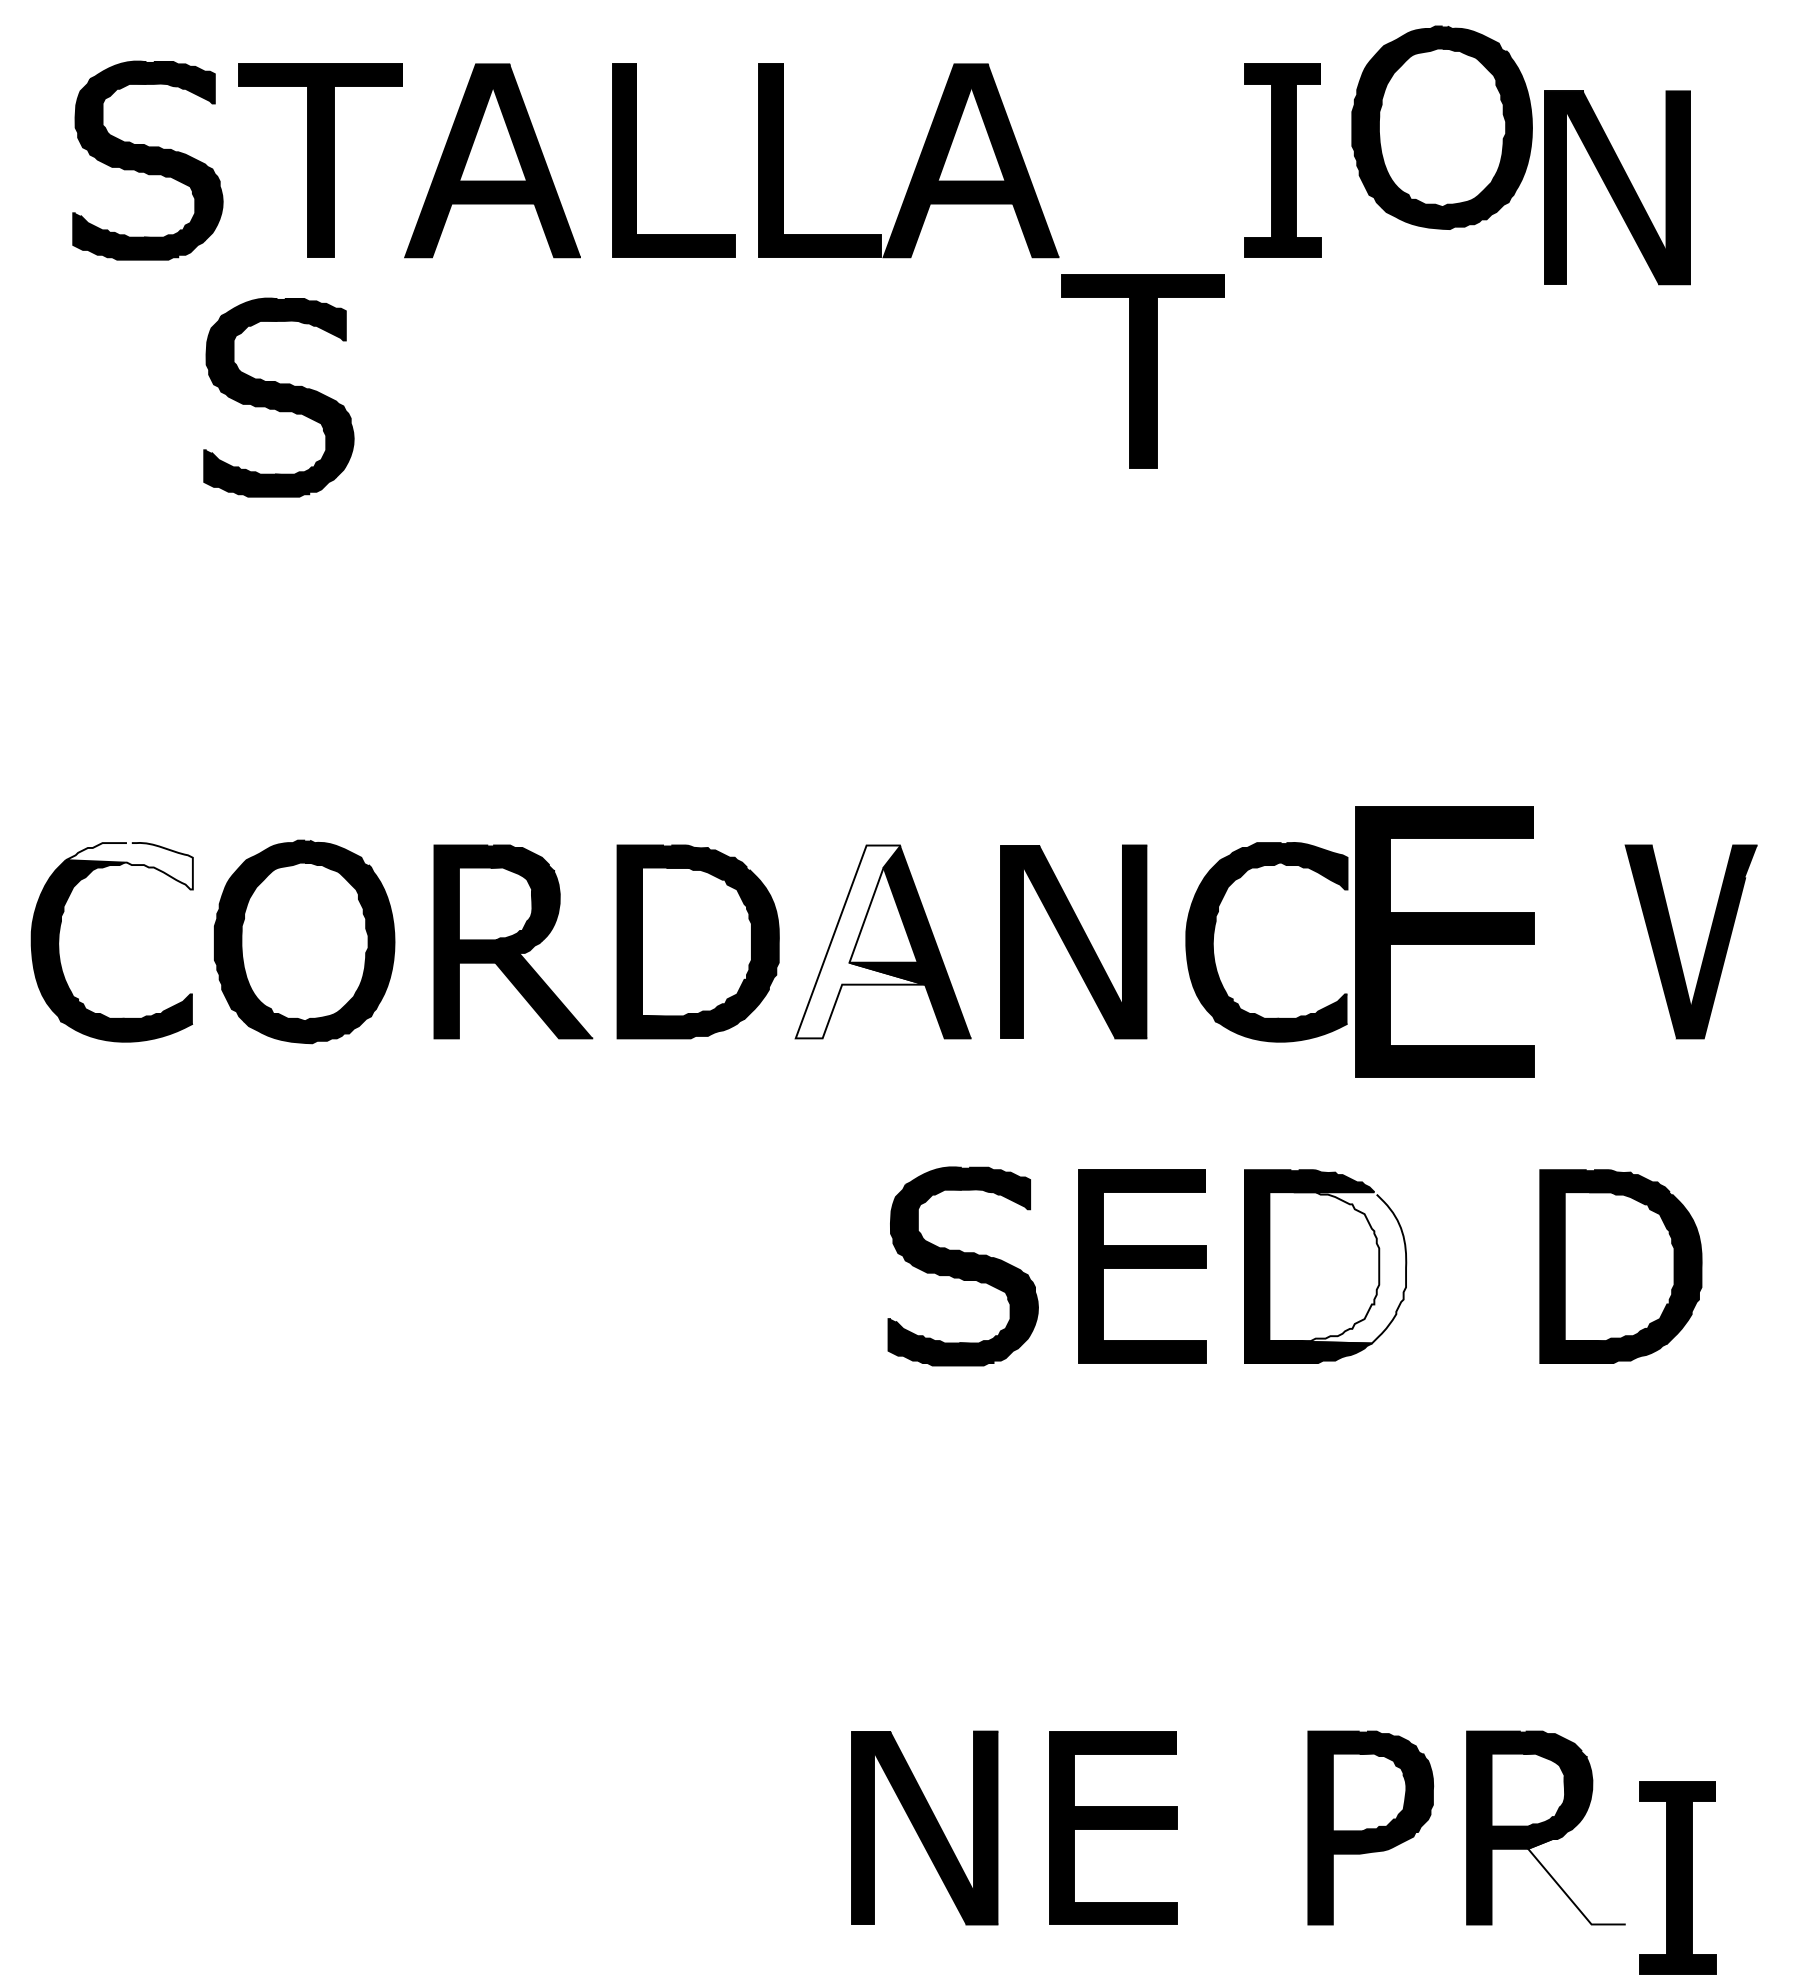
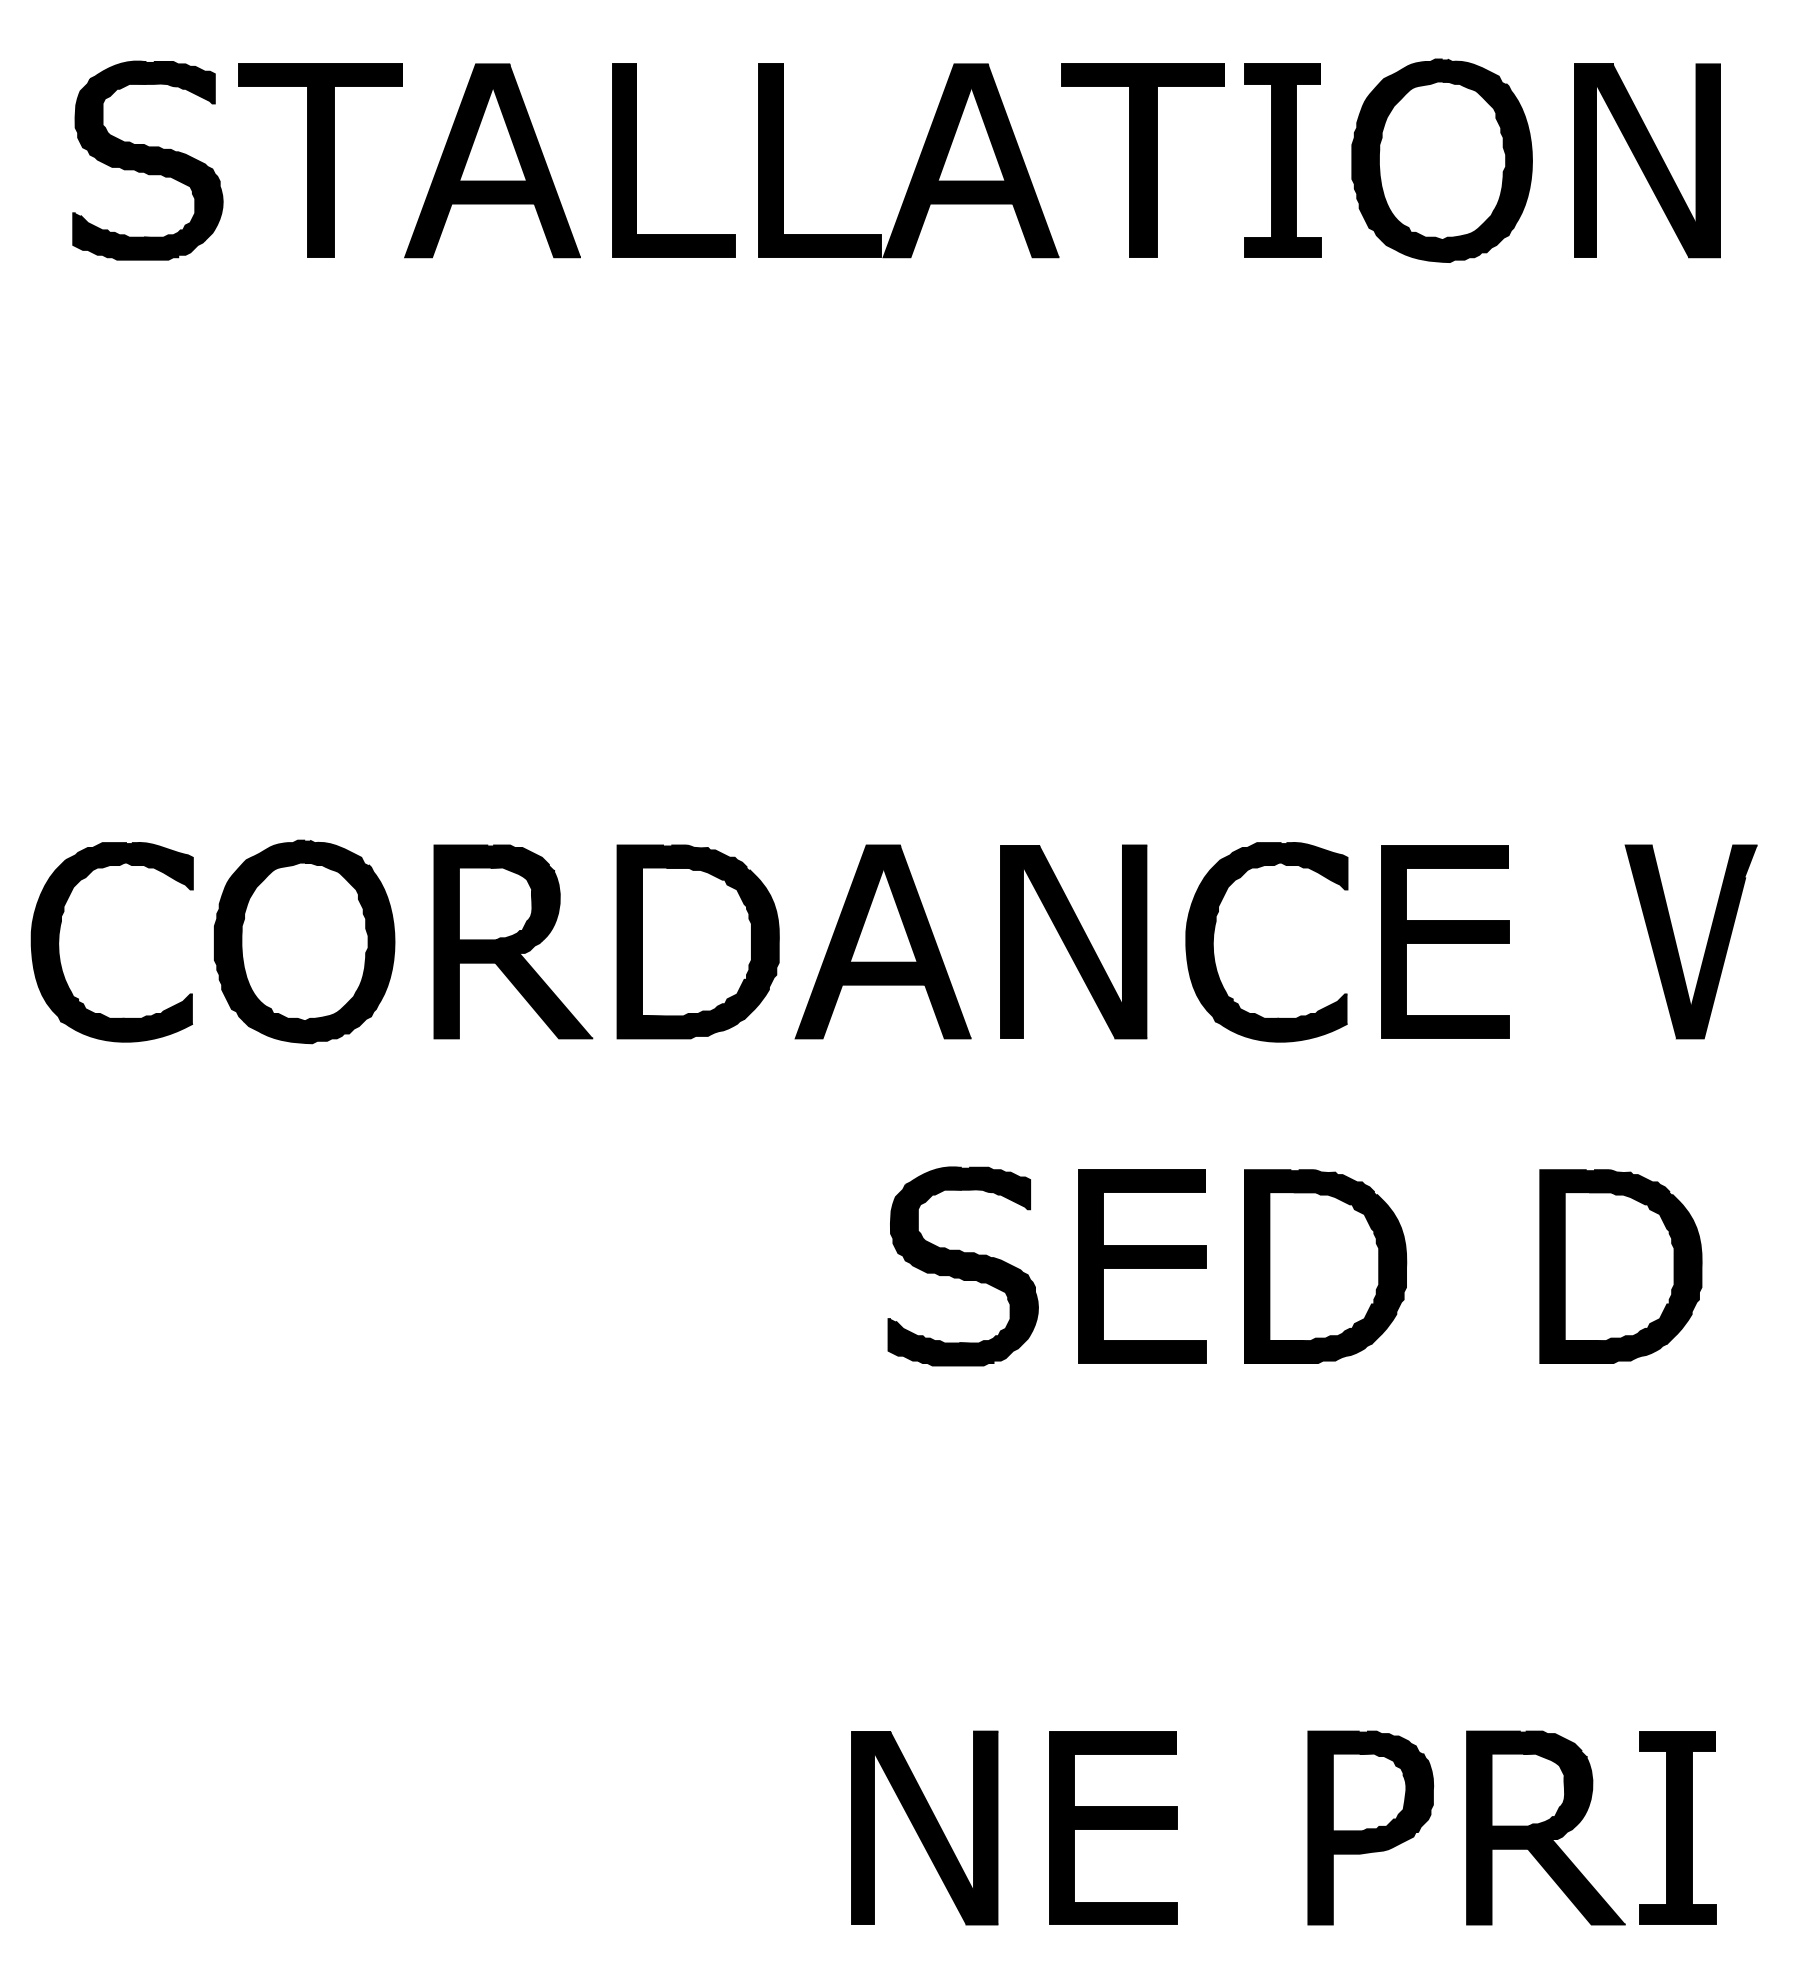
part position: (1441, 127) -> (1441, 160) (1441, 160)
part position: (1617, 187) -> (1647, 160) (1647, 160)
part position: (1142, 371) -> (1142, 160) (1142, 160)
part: present -> none (278, 397)
fill: none -> present (128, 866)
fill: none -> present (860, 941)
part size: 180x272 px -> 129x194 px (1445, 941)
fill: none -> present (1337, 1267)
part position: (1677, 1877) -> (1677, 1827) (1677, 1827)
fill: none -> present (1576, 1881)
